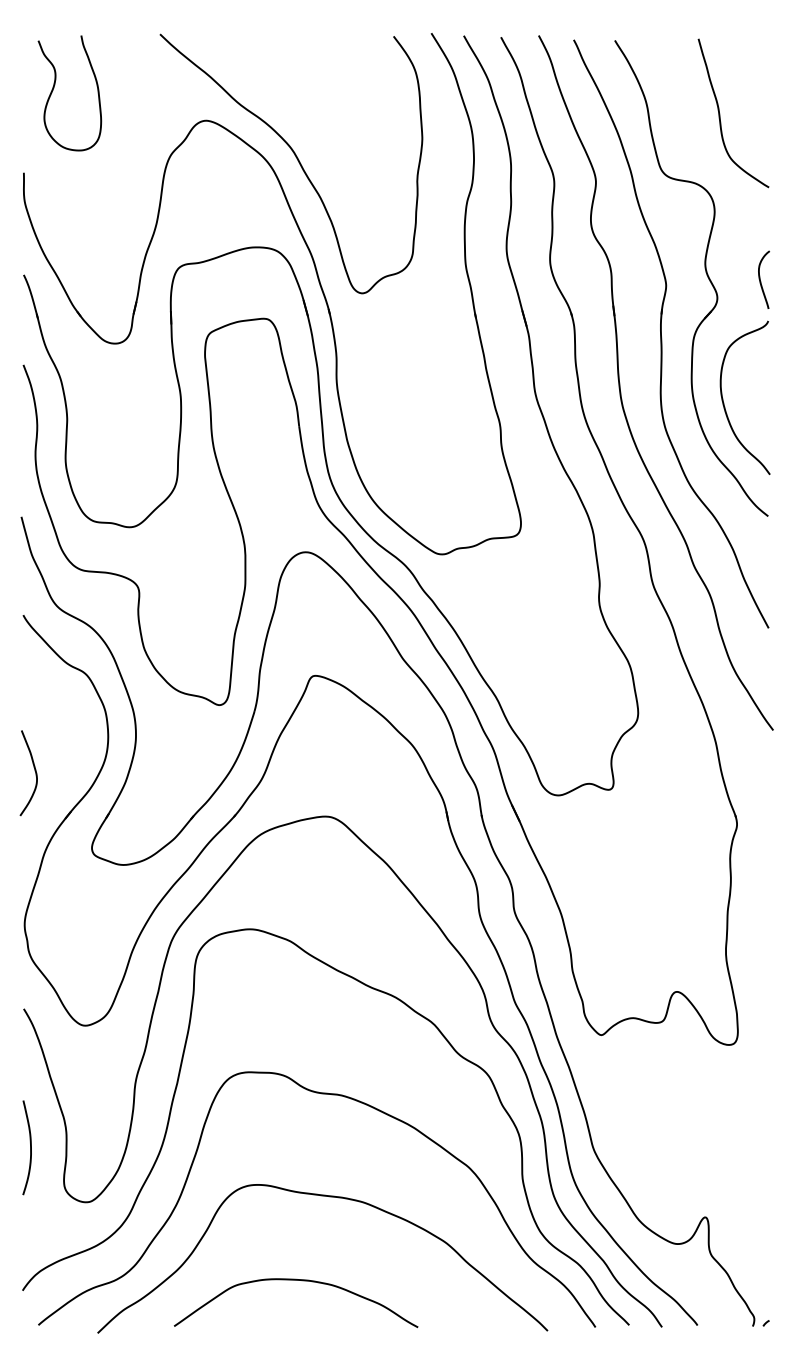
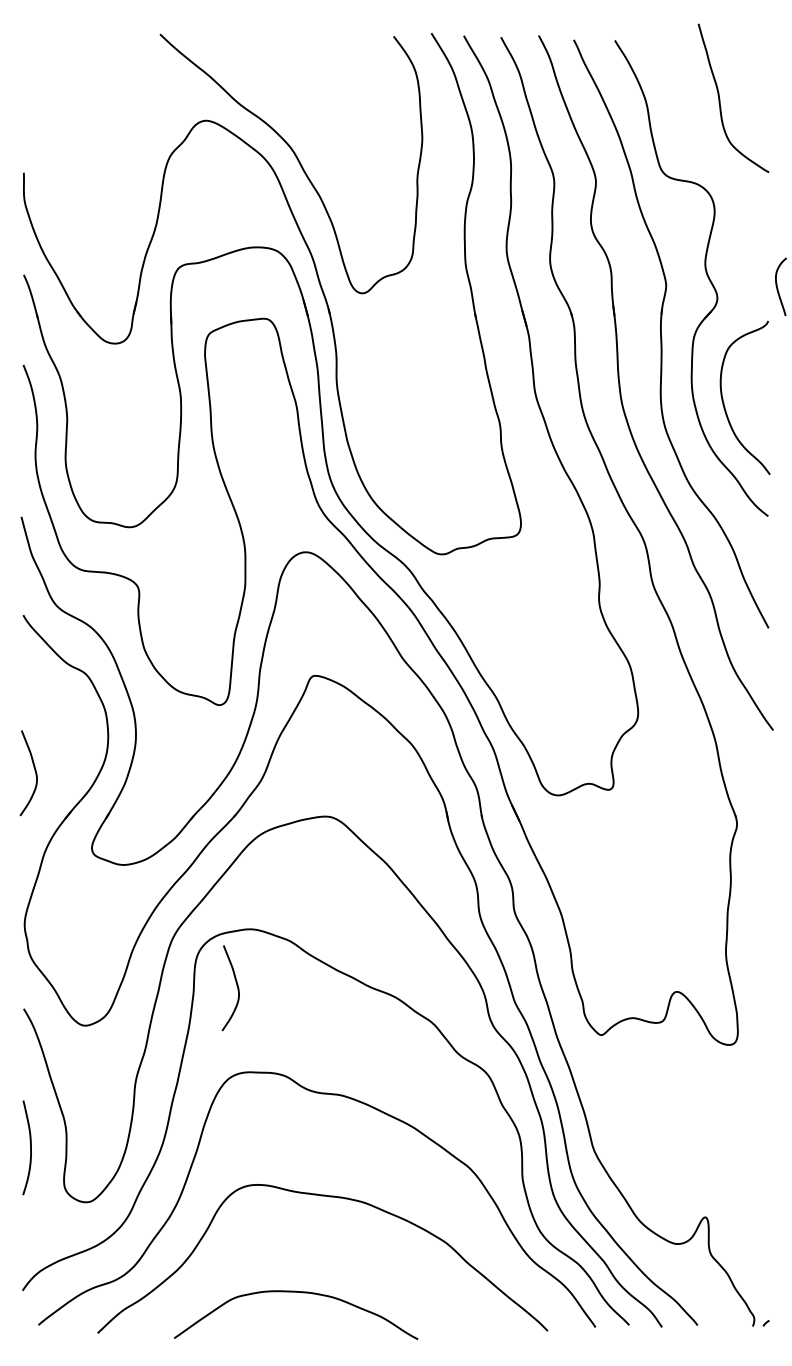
curve: present -> none (54, 88)
curve position: (720, 113) -> (720, 98) (720, 98)
curve position: (761, 281) -> (778, 288) (778, 288)
curve: none -> present (236, 986)
curve position: (295, 1280) -> (295, 1292) (295, 1292)
